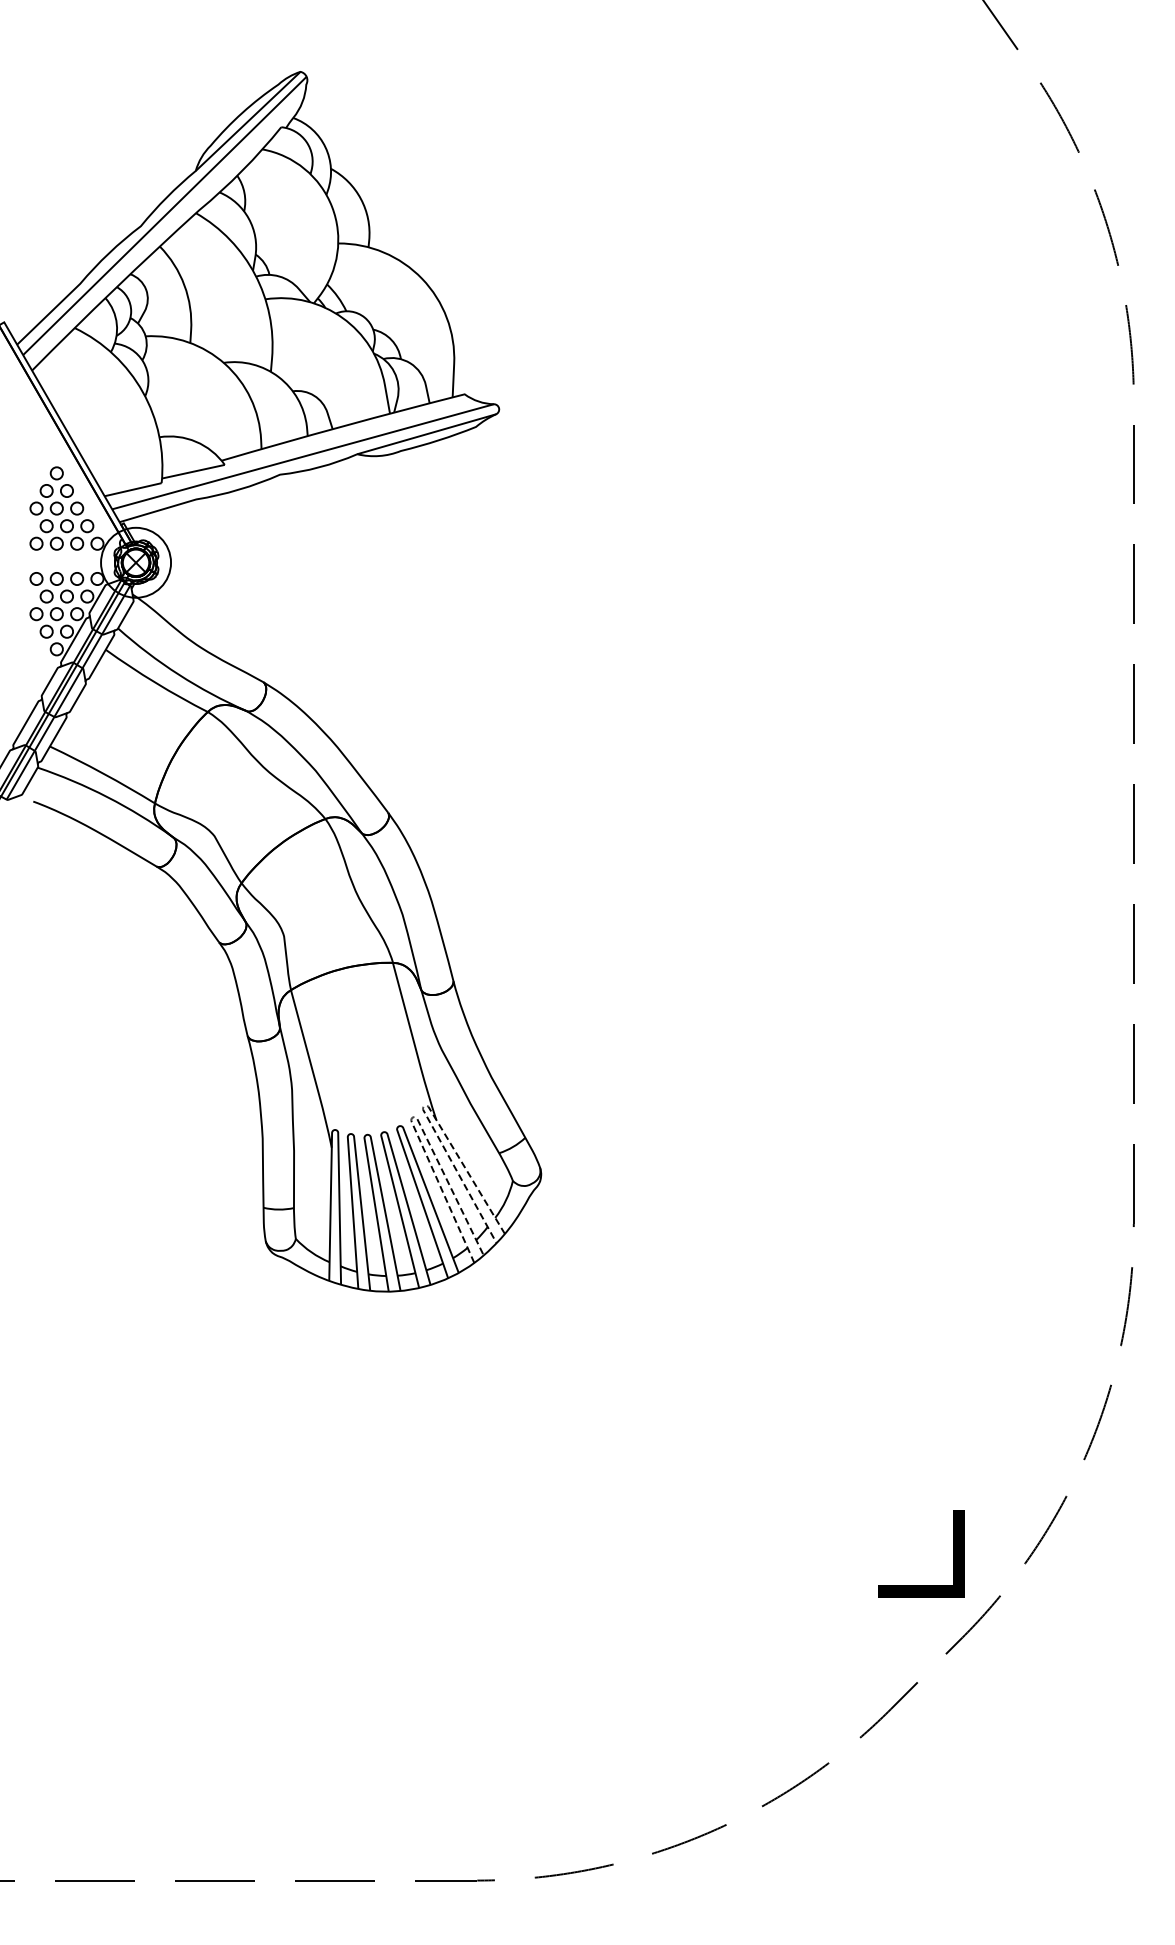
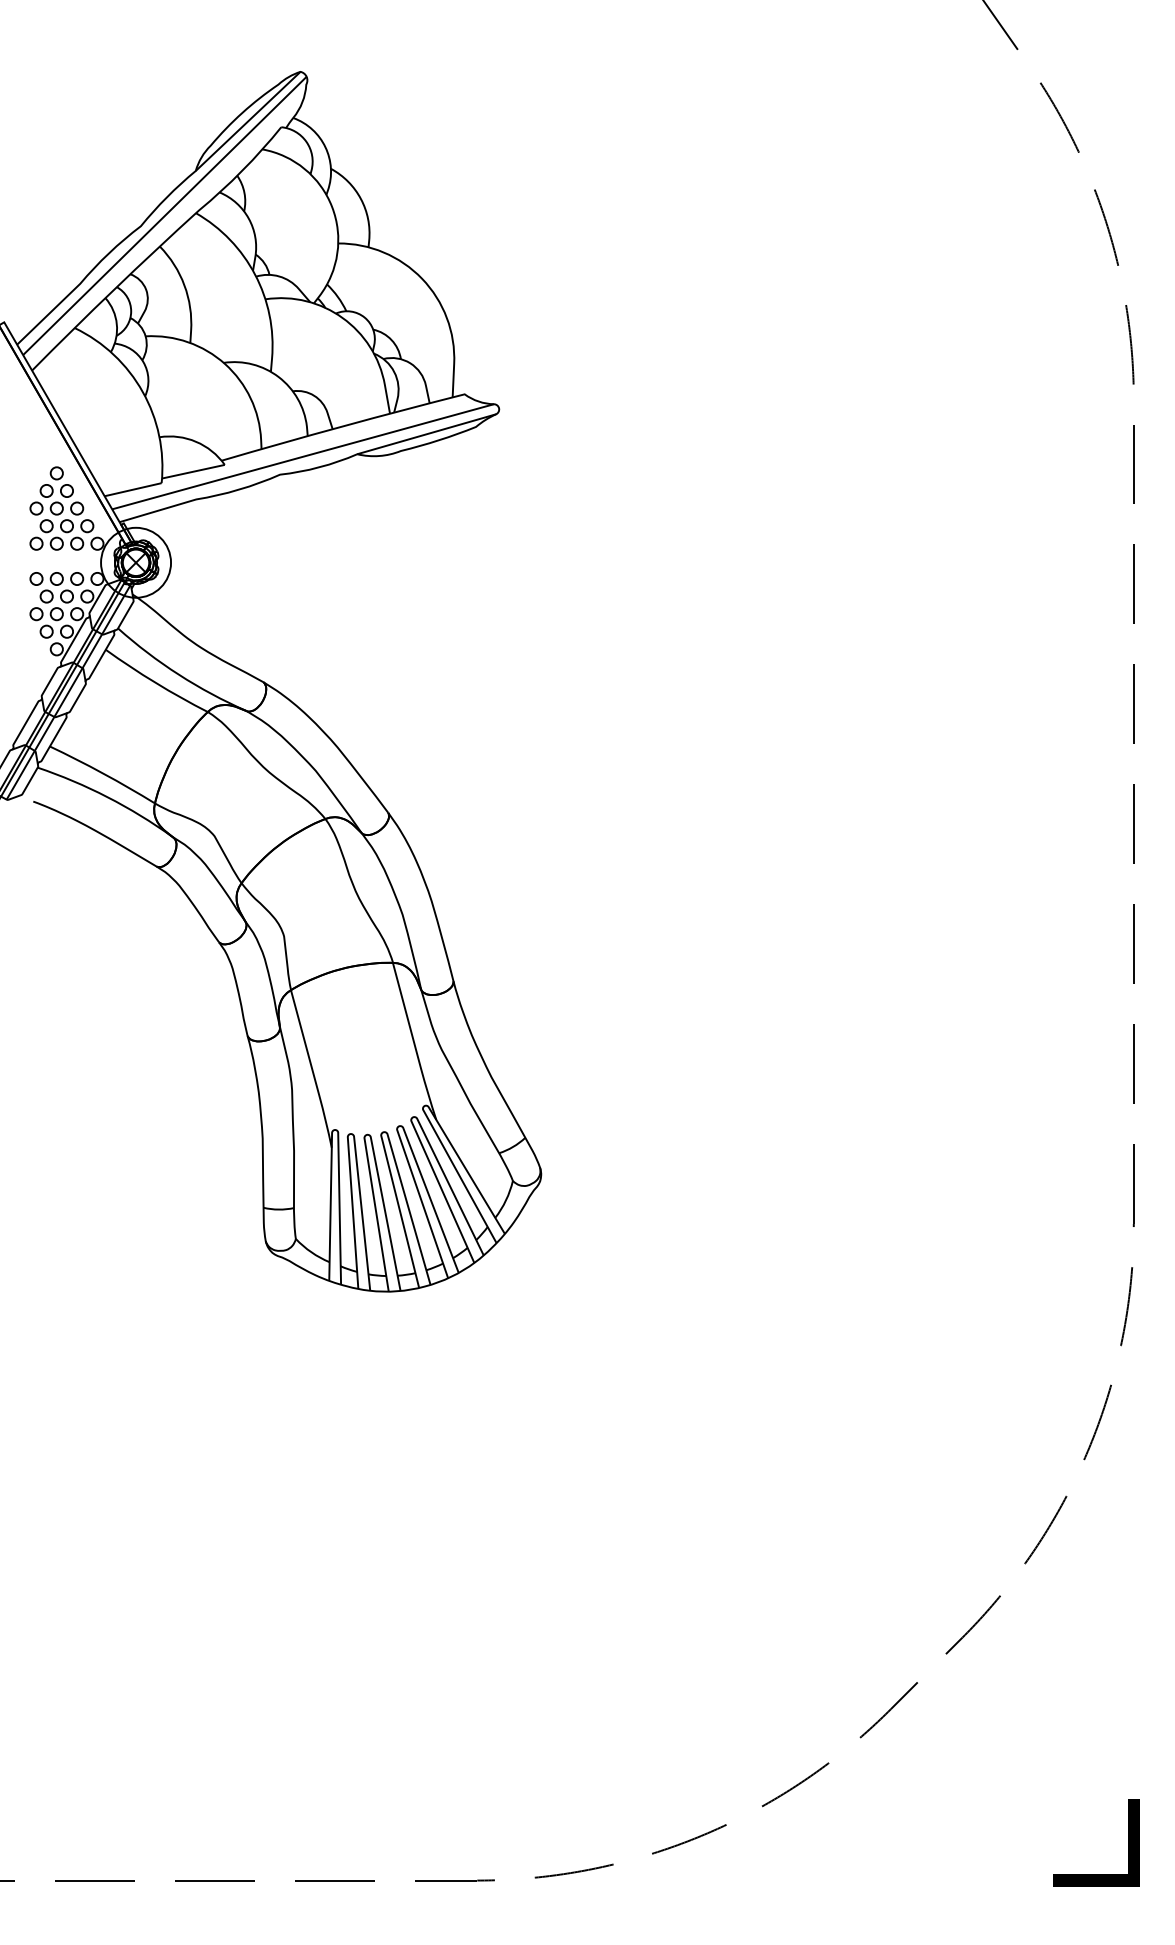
line: dashed -> solid (423, 1106)
line: dashed -> solid (412, 1117)
line position: (953, 1553) -> (1128, 1842) (1128, 1842)
